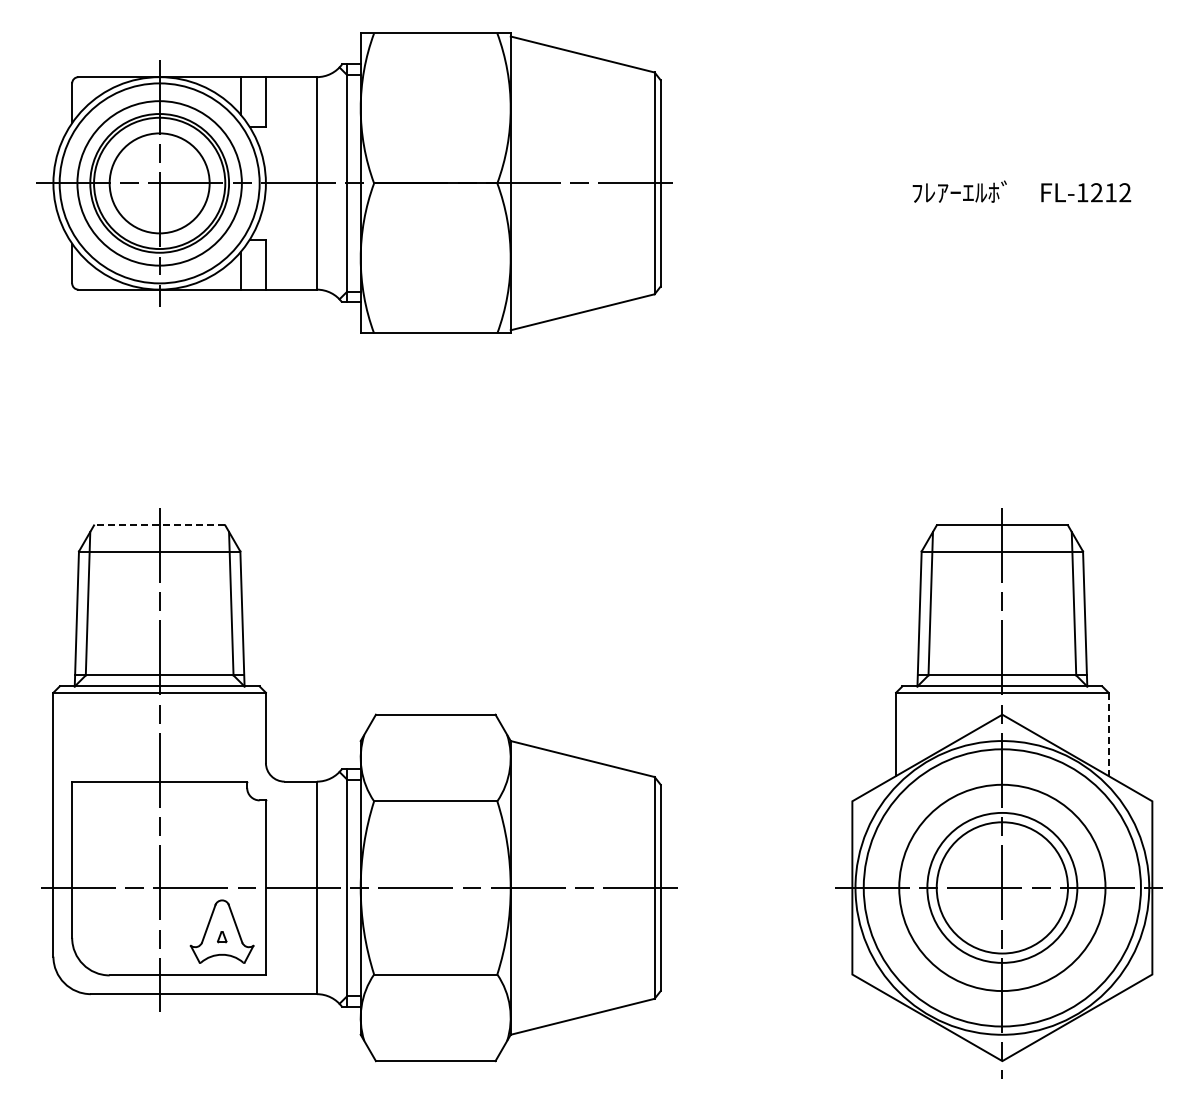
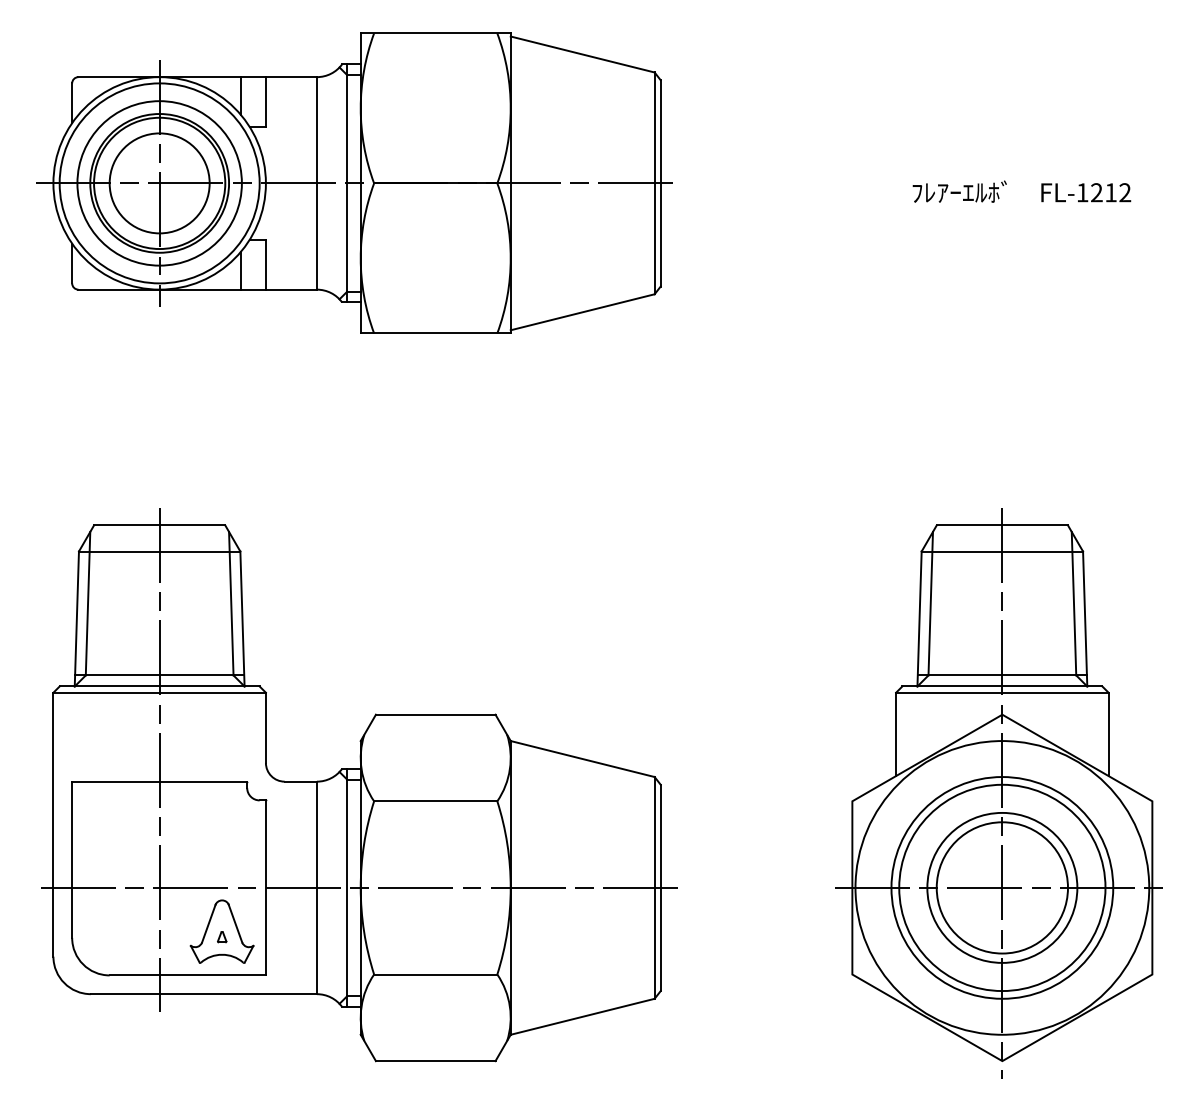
line: dashed -> solid (159, 525)
line: dashed -> solid (1108, 734)
circle diameter: 277 px -> 222 px (1002, 887)
